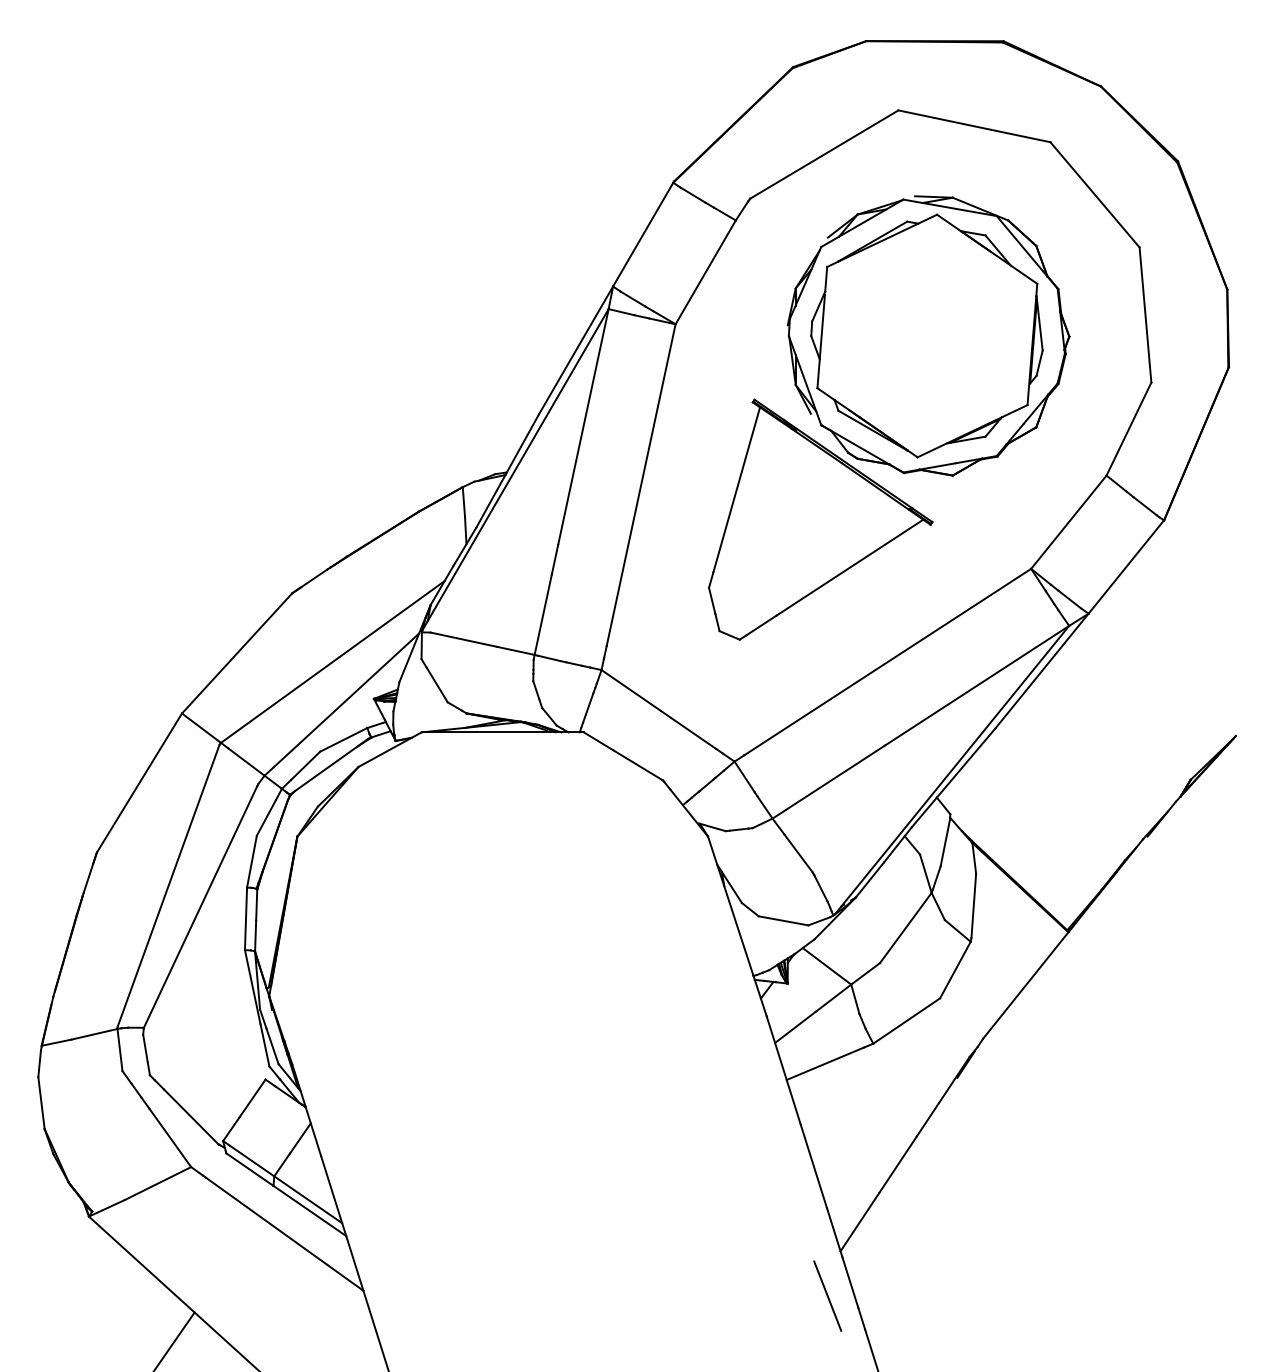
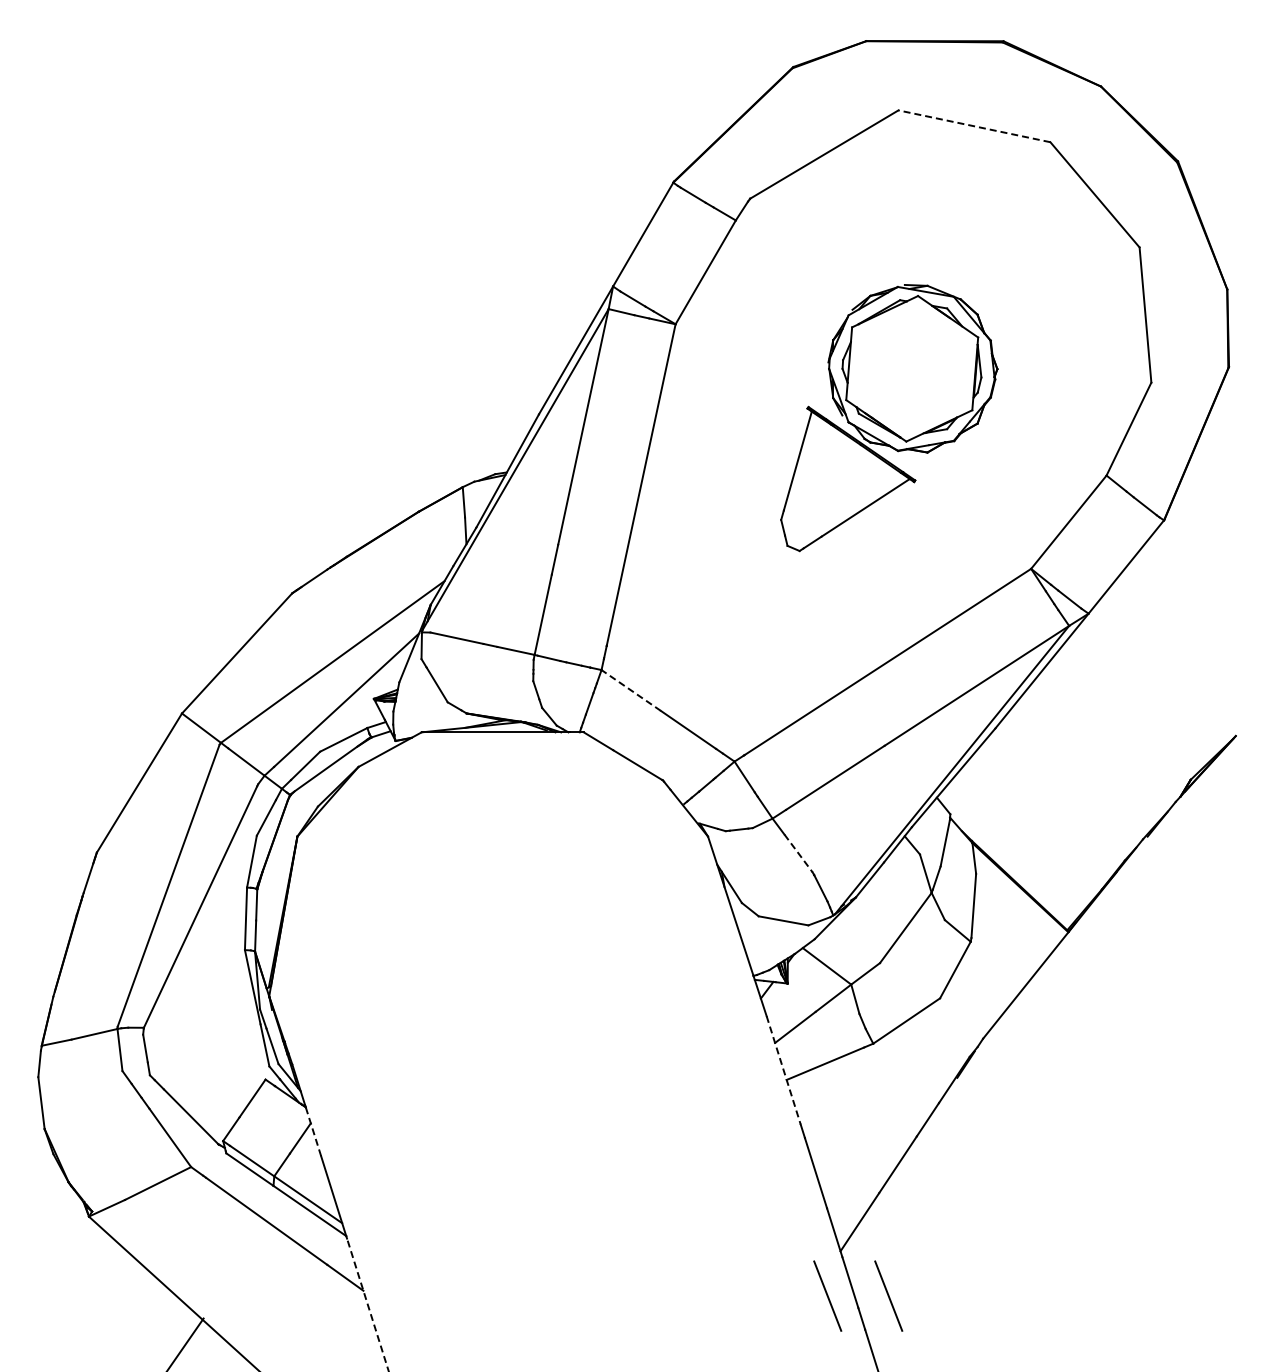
line: solid -> dashed (974, 126)
part size: 363x446 px -> 219x269 px (889, 418)
line: solid -> dashed (630, 690)
line: solid -> dashed (798, 853)
line: solid -> dashed (783, 1070)
line: solid -> dashed (313, 1131)
line: none -> present (888, 1295)
line: solid -> dashed (367, 1305)
line position: (174, 1340) -> (185, 1343) (185, 1343)
